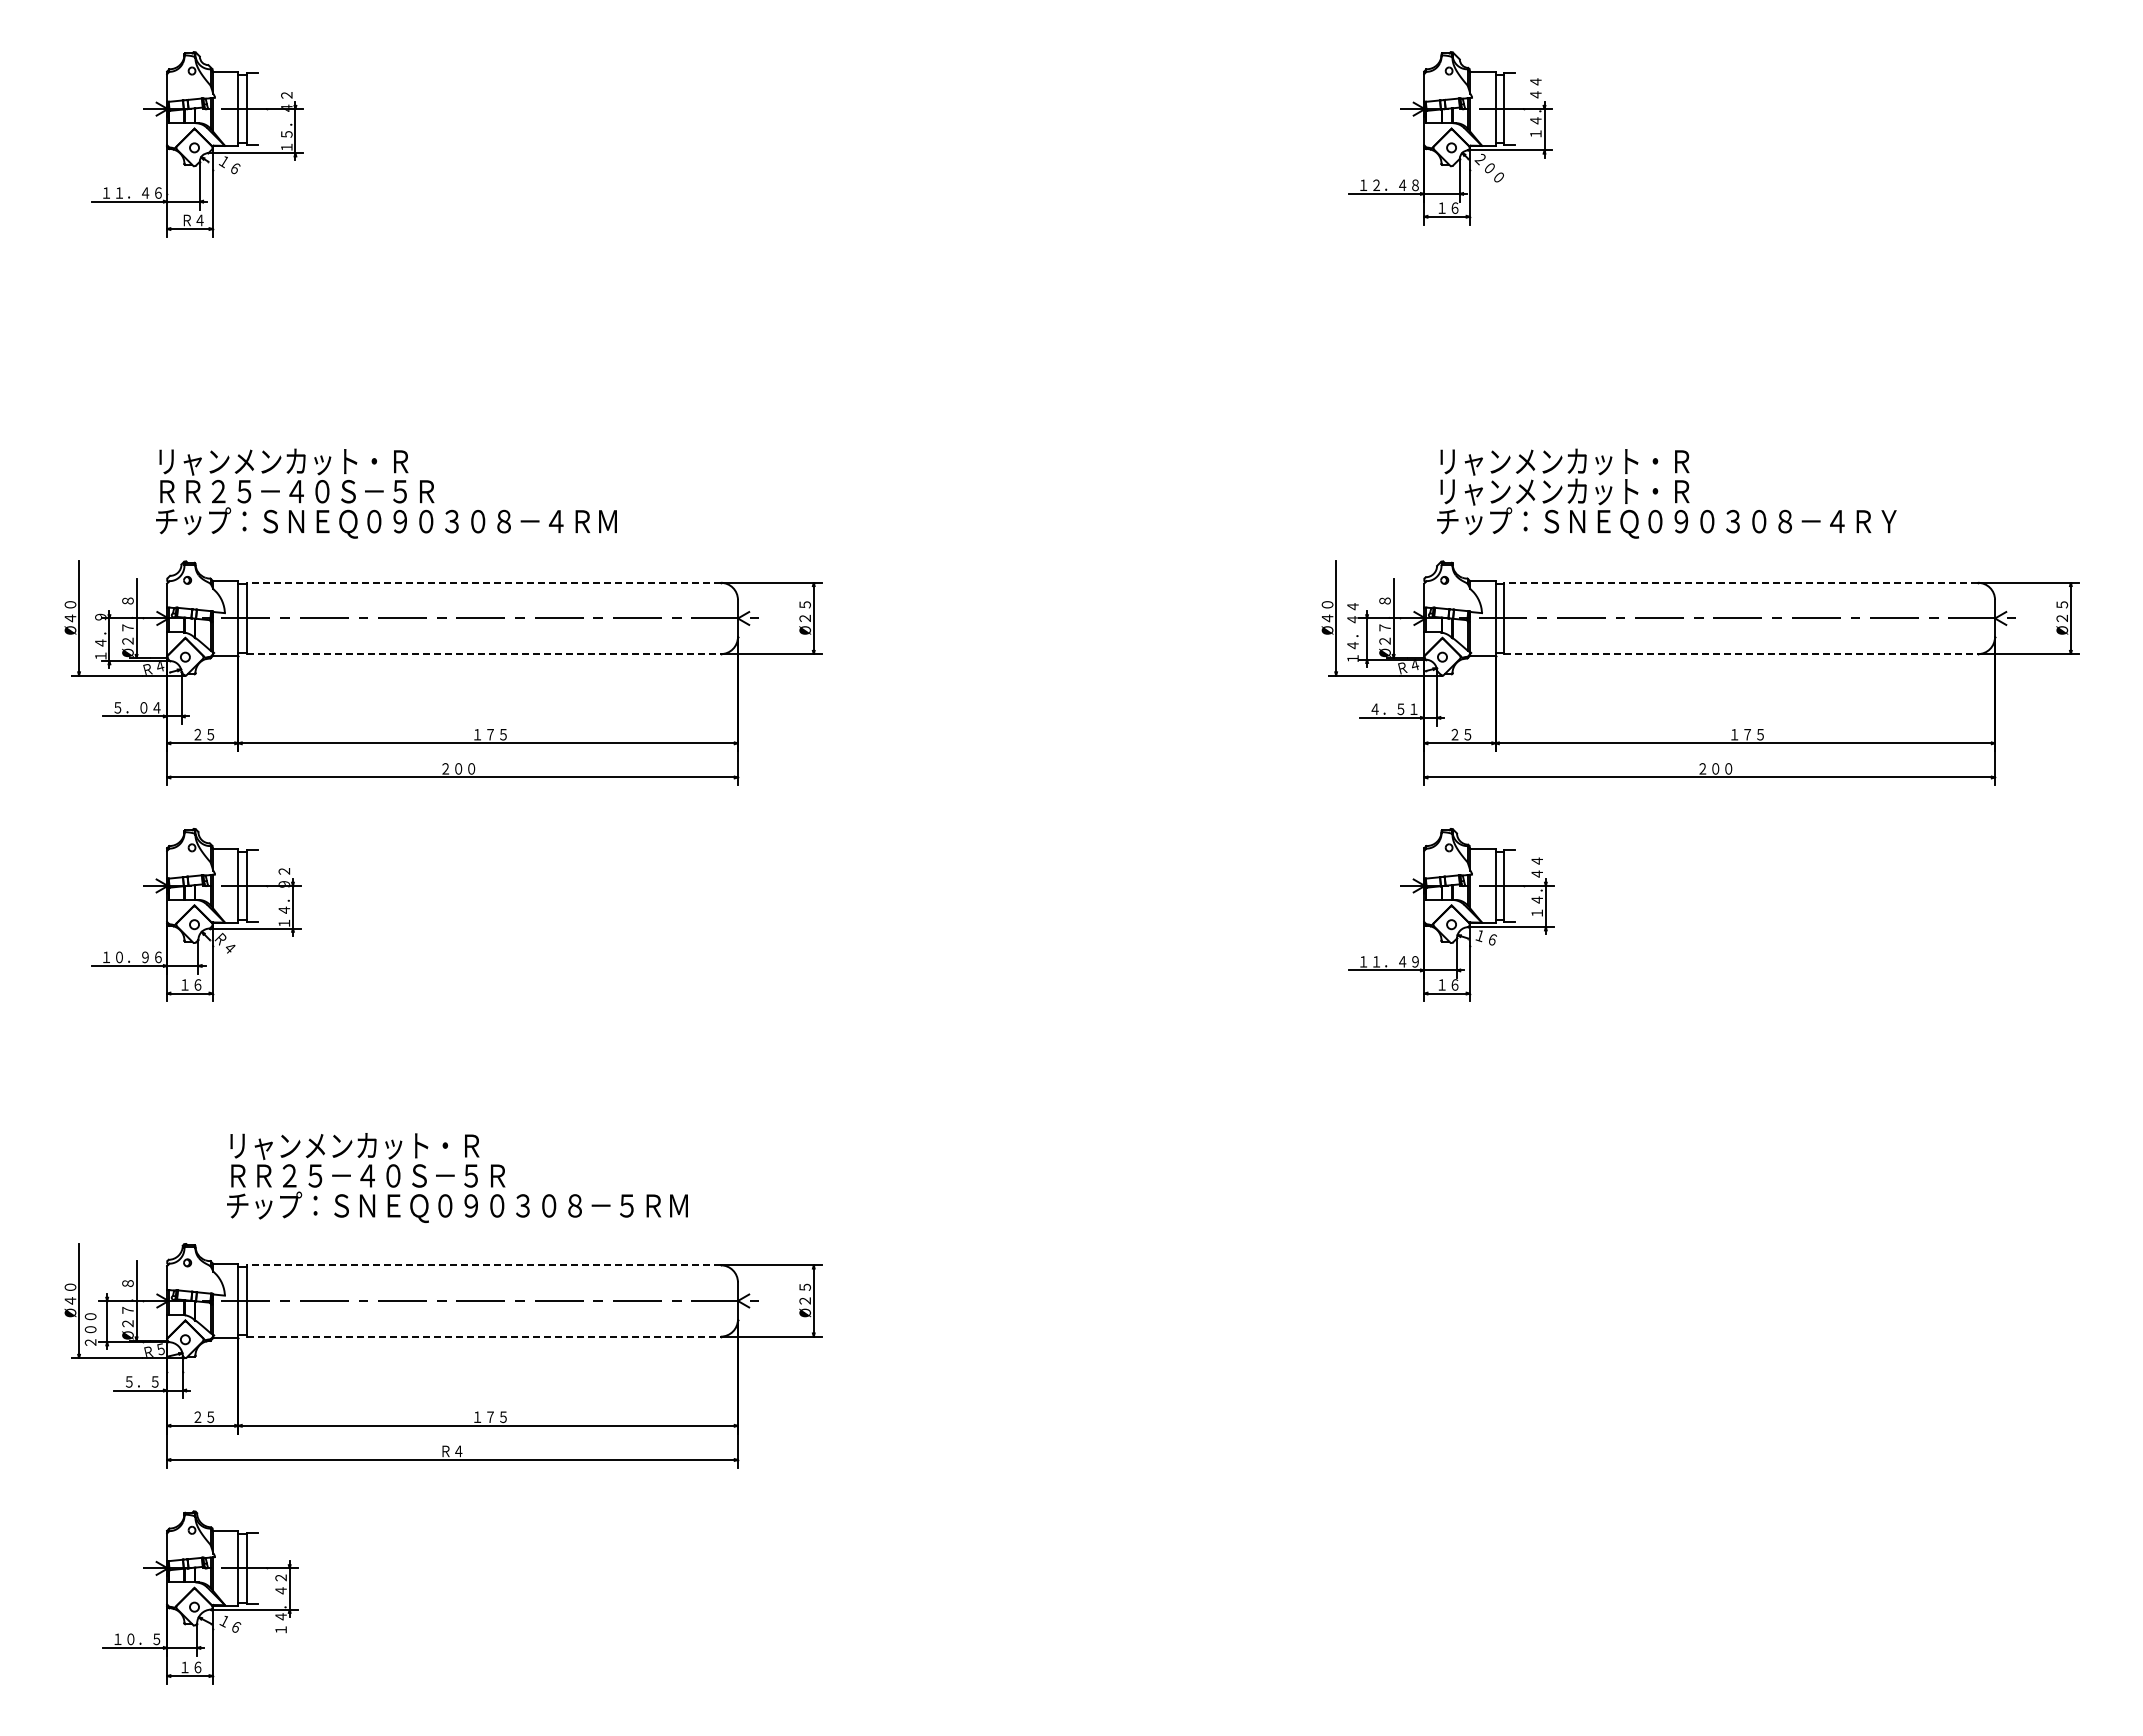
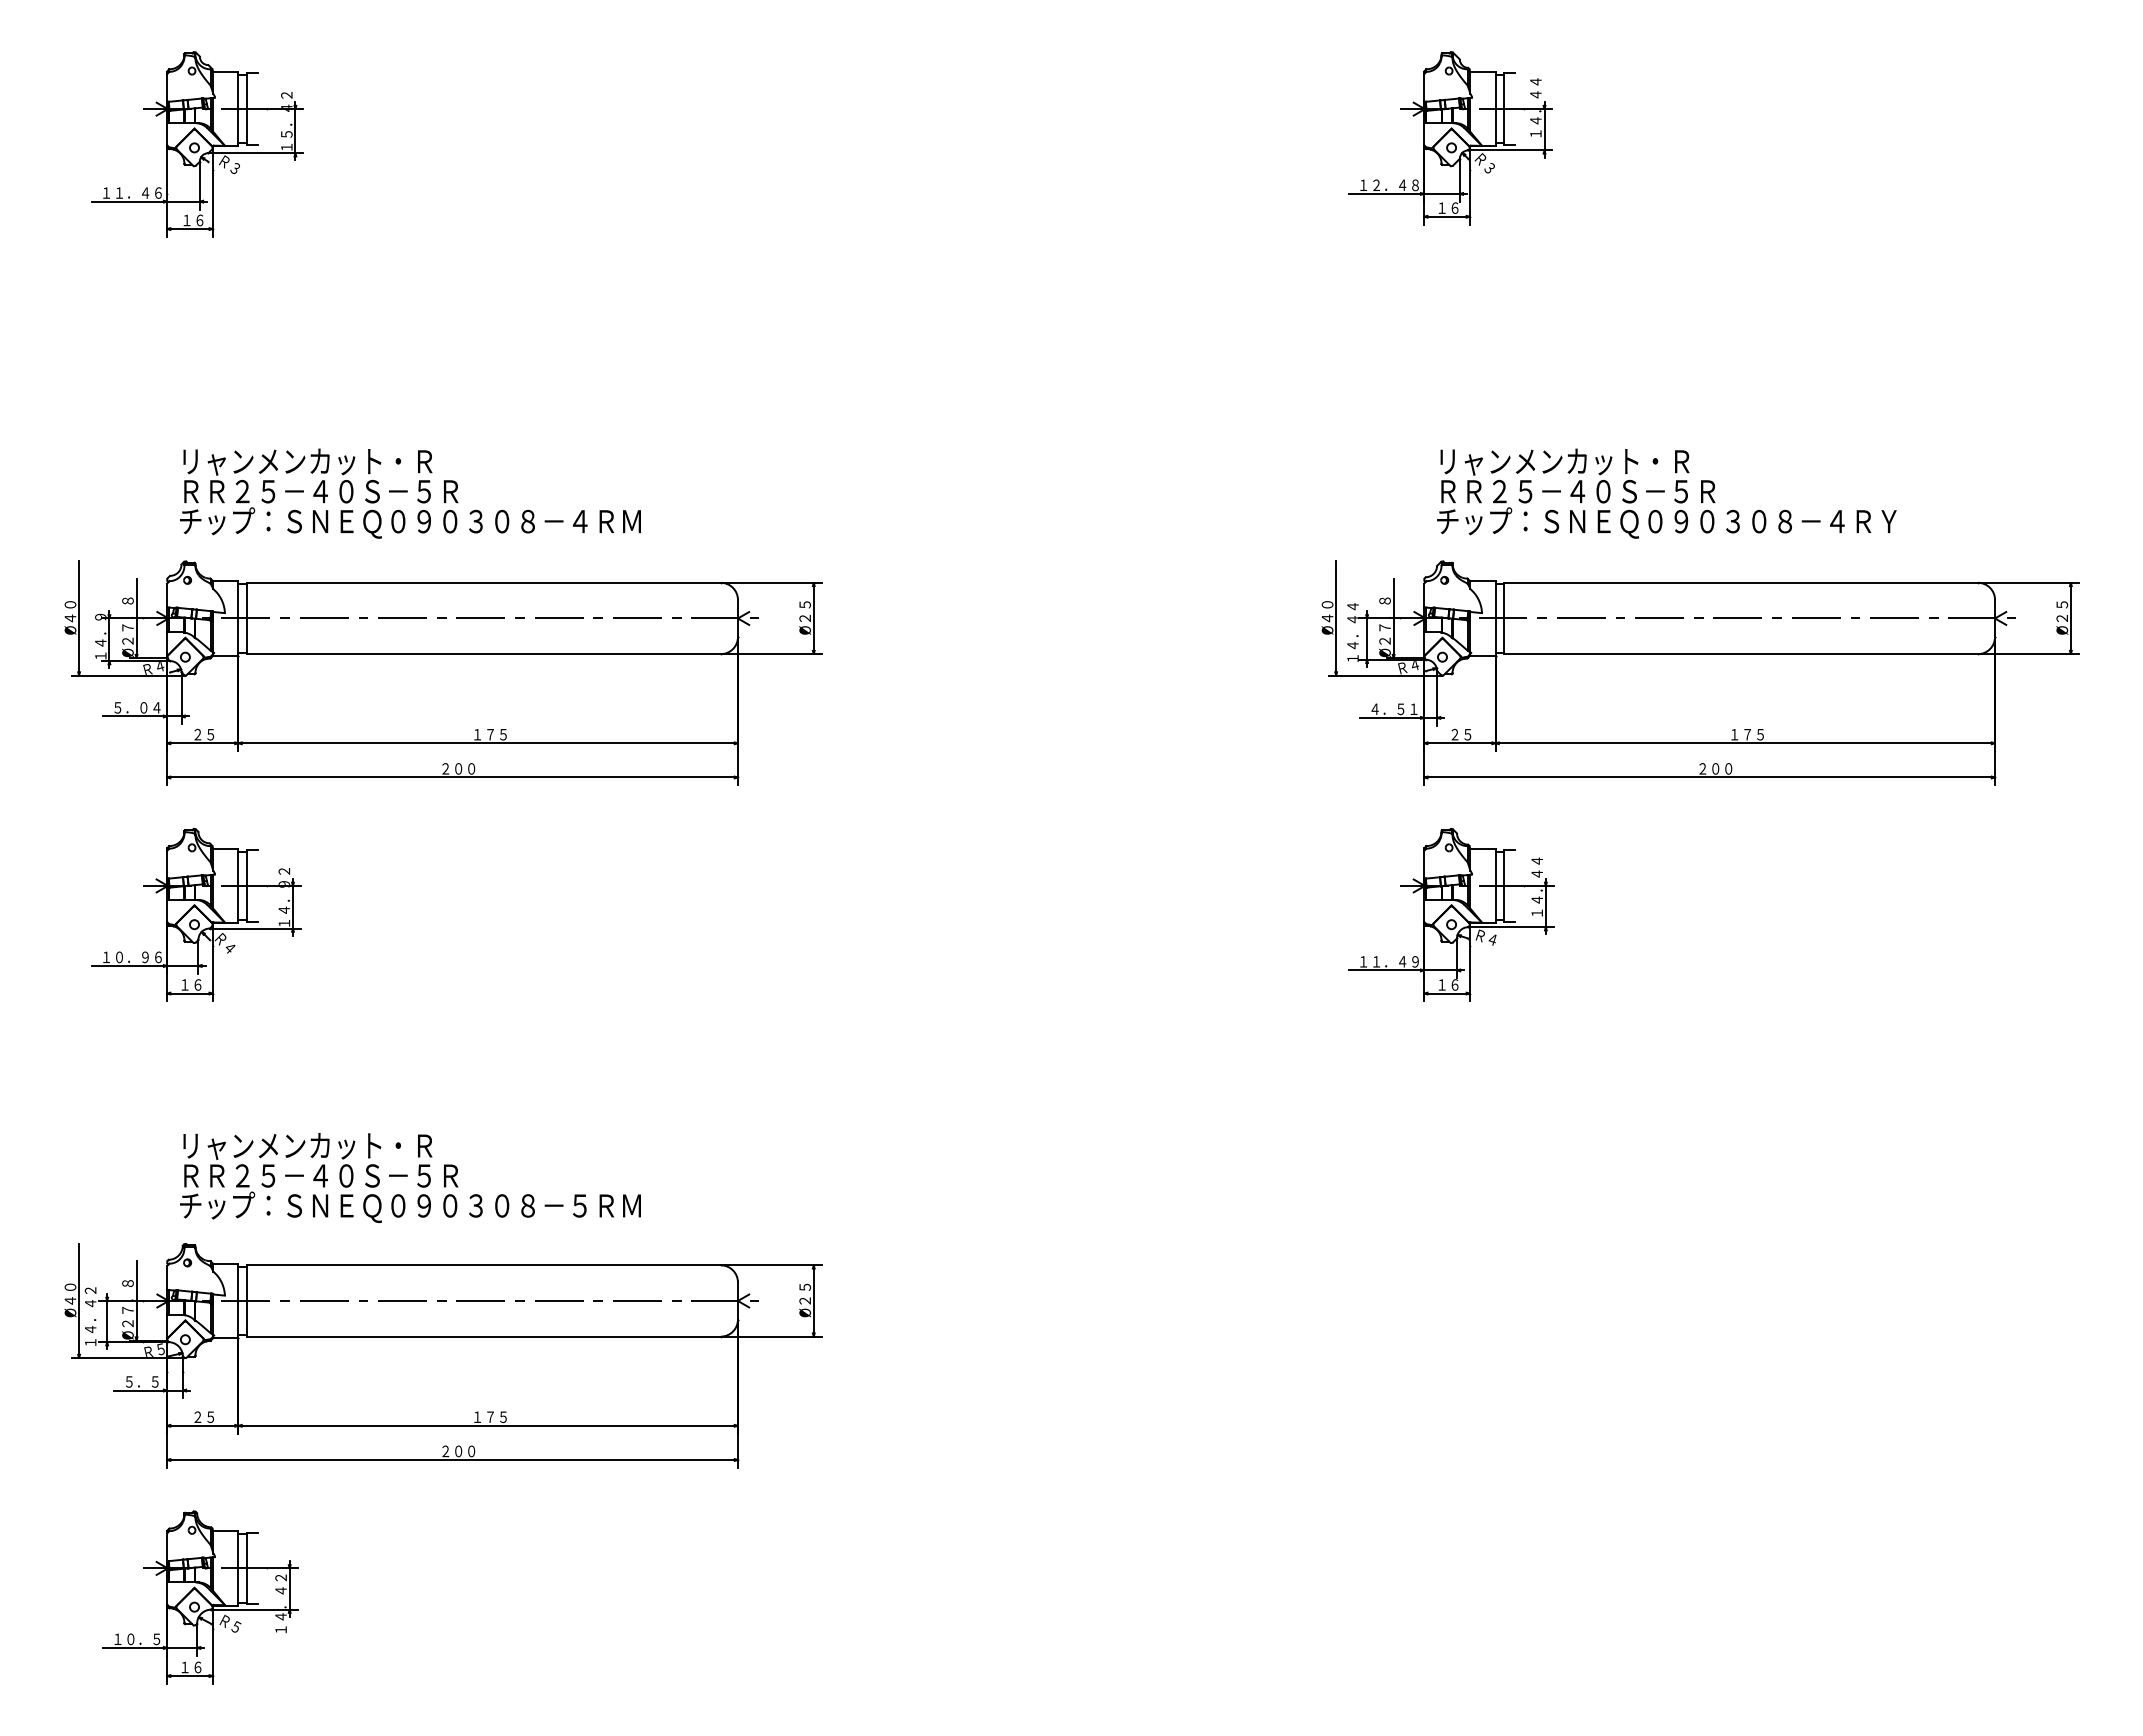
text: １６ -> Ｒ３ (229, 163)
text: ２００ -> Ｒ３ (1488, 167)
text: Ｒ４ -> １６ (193, 220)
text: リャンメンカット・Ｒ -> ＲＲ２５－４０Ｓ－５Ｒ (1577, 491)
text position: (386, 493) -> (410, 493) (410, 493)
line: dashed -> solid (483, 582)
line: dashed -> solid (1741, 582)
line: dashed -> solid (483, 654)
line: dashed -> solid (1741, 654)
text: １６ -> Ｒ４ (1486, 937)
text position: (457, 1177) -> (410, 1177) (410, 1177)
line: dashed -> solid (483, 1265)
text: ２００ -> １４．４２ (90, 1316)
line: dashed -> solid (483, 1336)
text: Ｒ４ -> ２００ (458, 1451)
text: １６ -> Ｒ５ (230, 1623)
